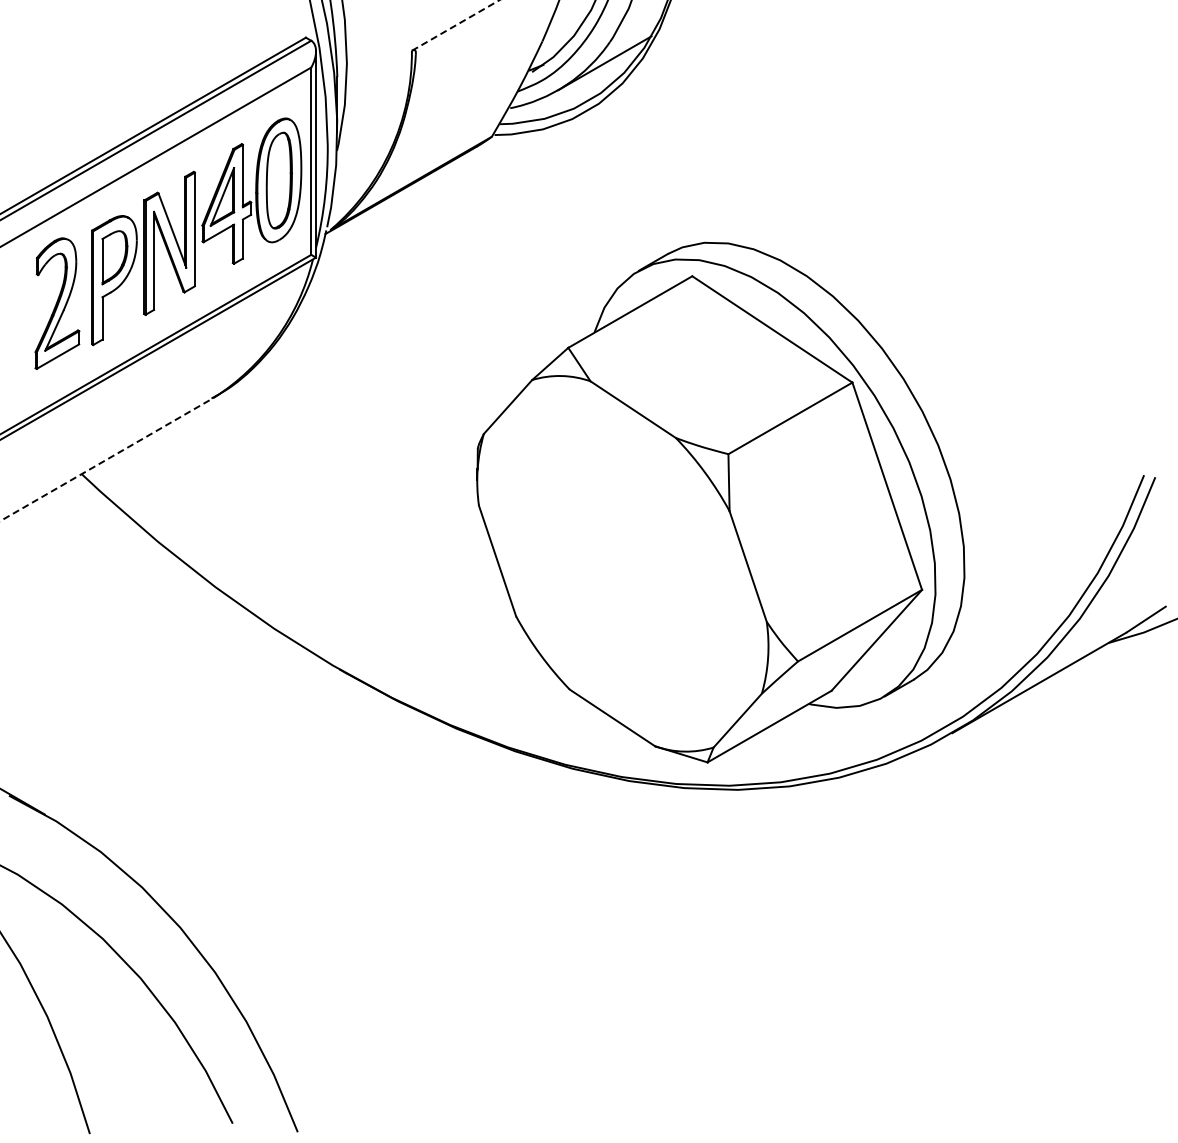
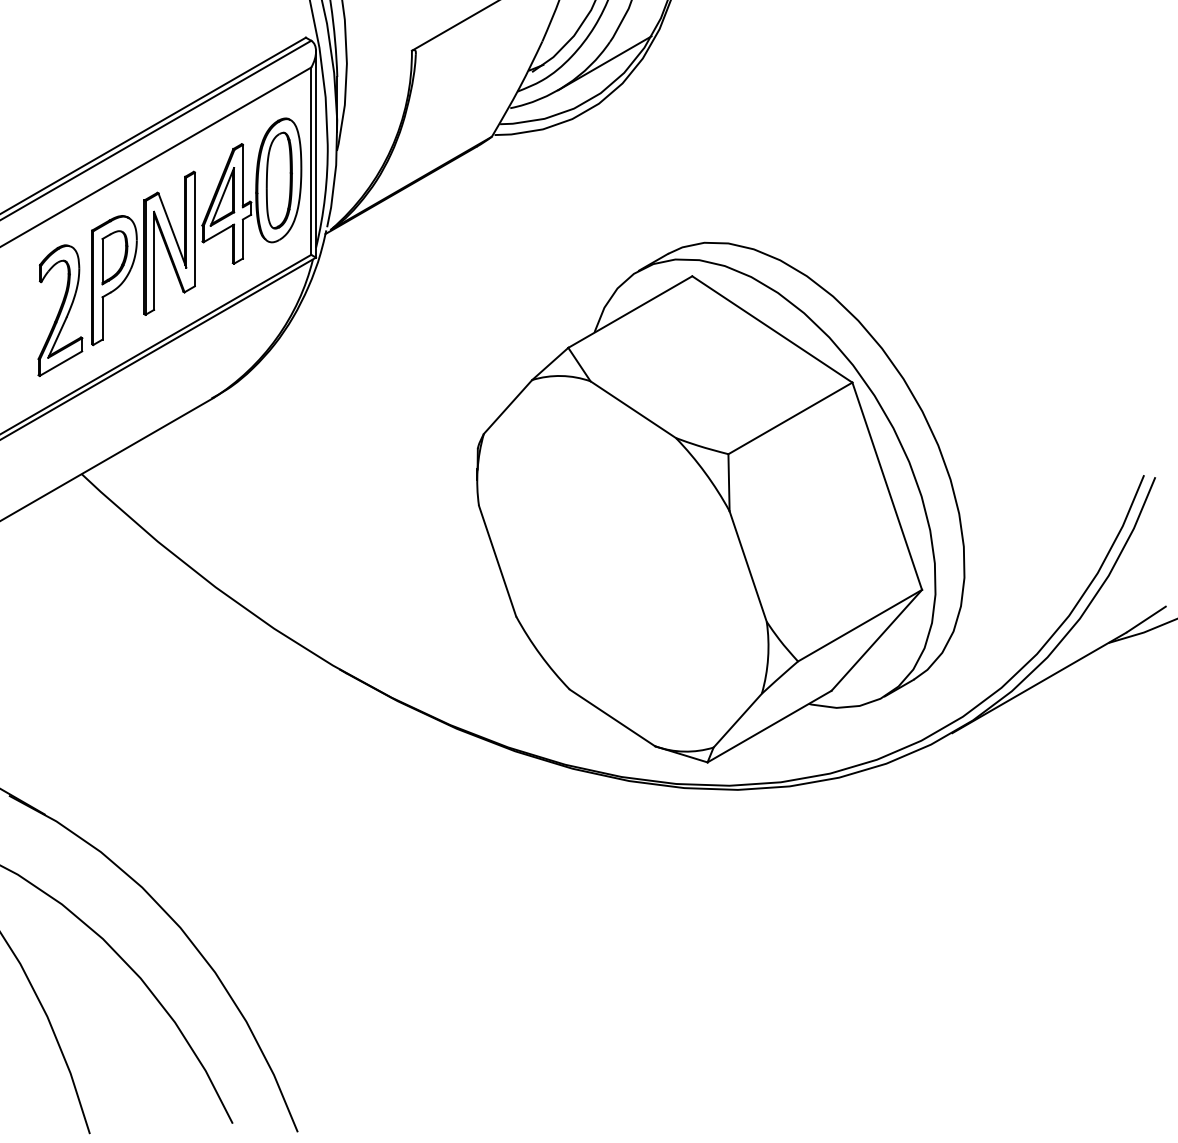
line: dashed -> solid (456, 25)
part position: (57, 303) -> (60, 310) (60, 310)
line: dashed -> solid (106, 459)
